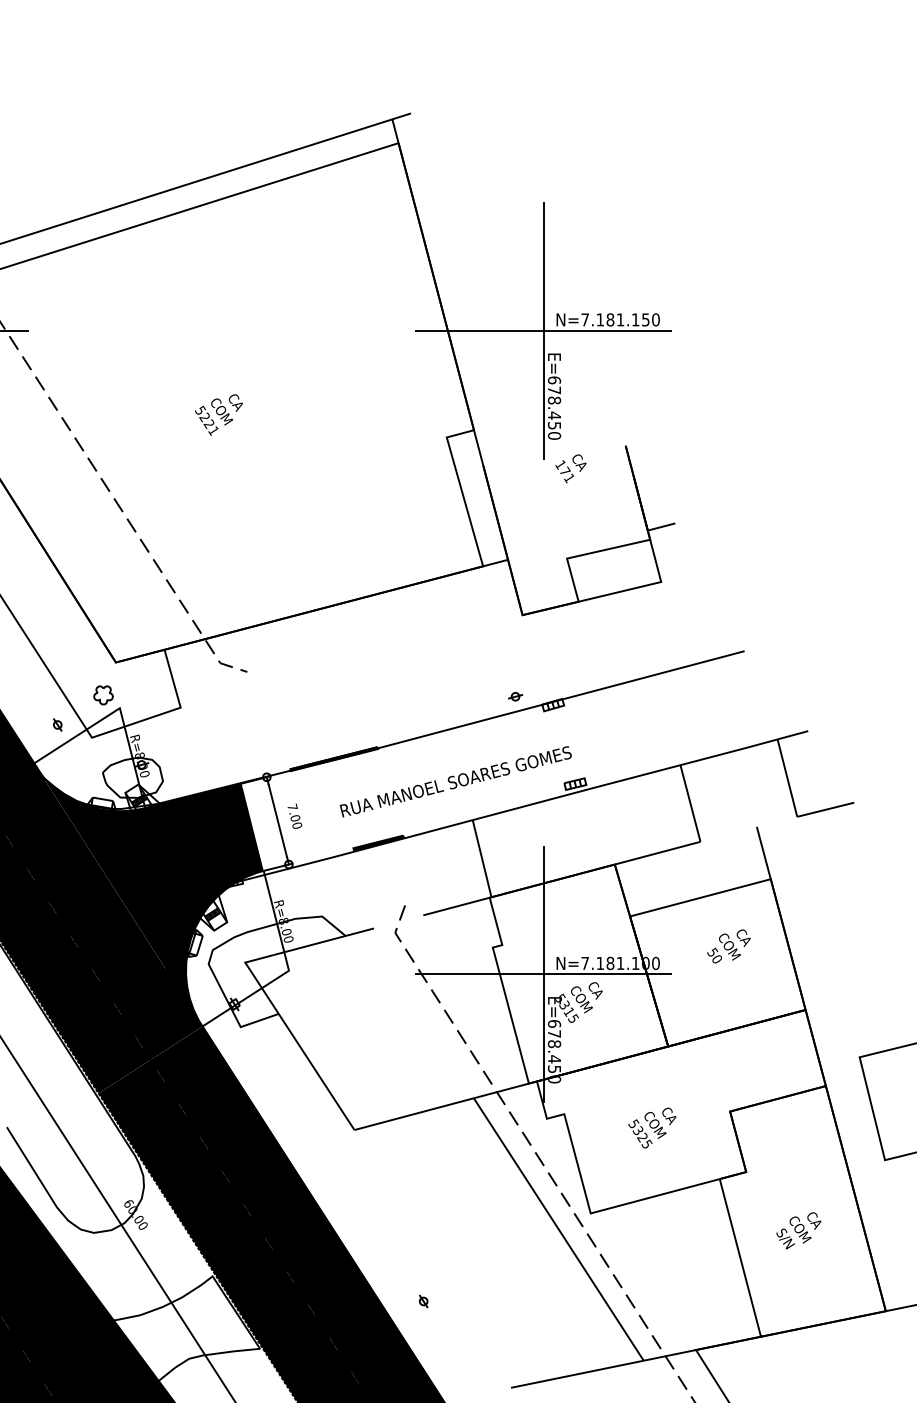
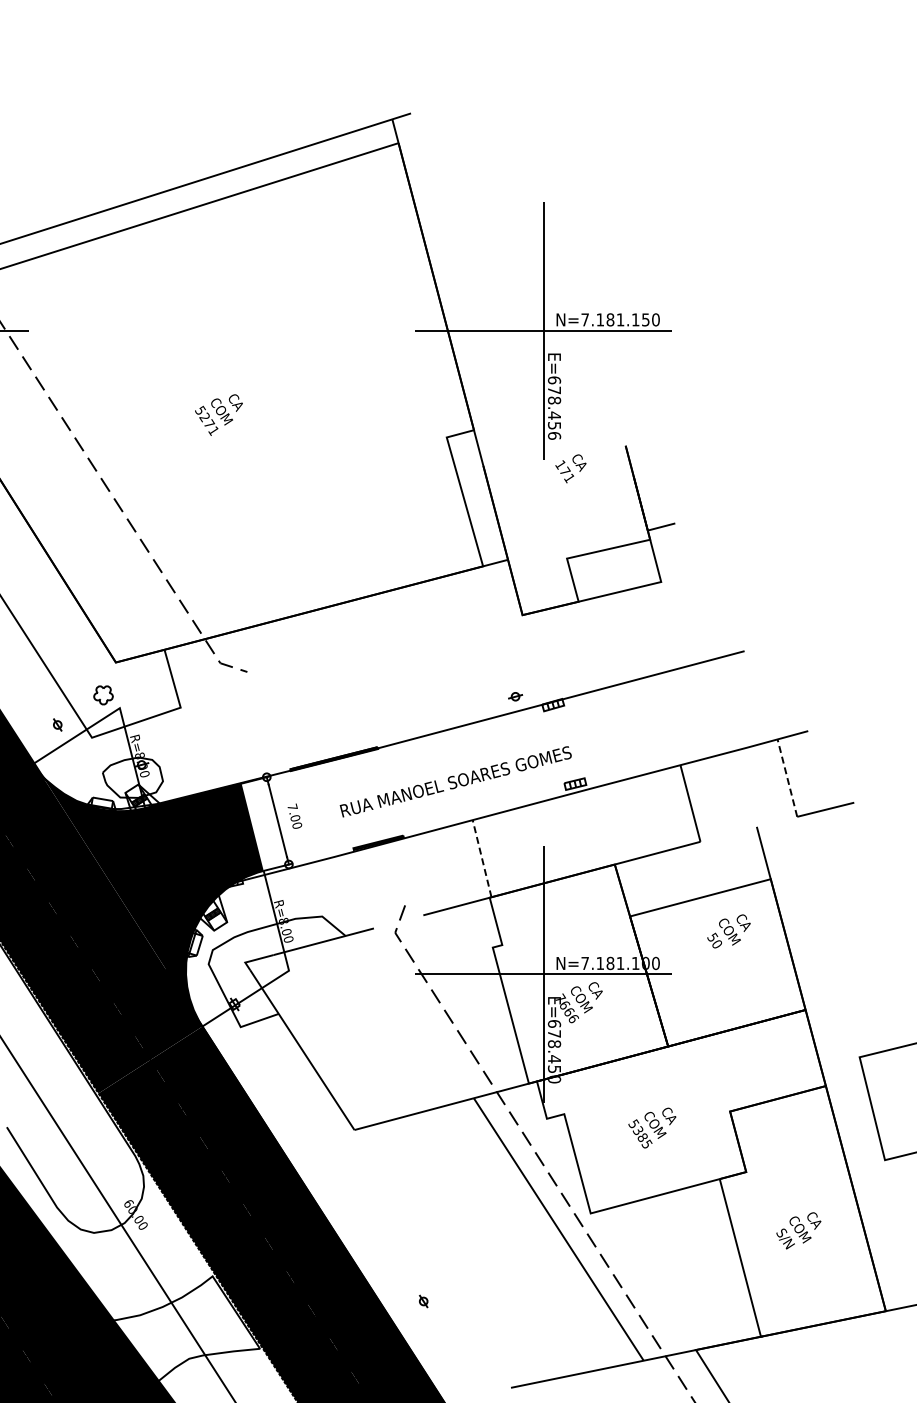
text: 5221 -> 5271 (209, 424)
text: E=678.450 -> E=678.456 (554, 435)
line: solid -> dashed (787, 778)
line: solid -> dashed (481, 857)
text position: (728, 946) -> (728, 931) (728, 931)
text: 5315 -> 7666 (566, 1008)
text: 5325 -> 5385 (642, 1137)
